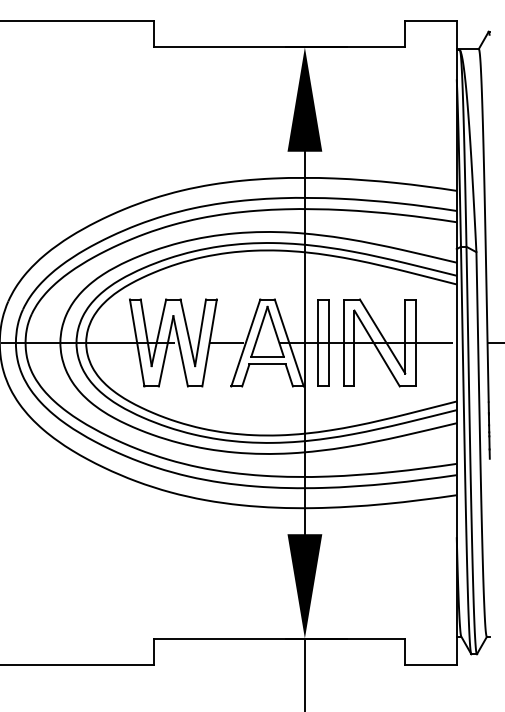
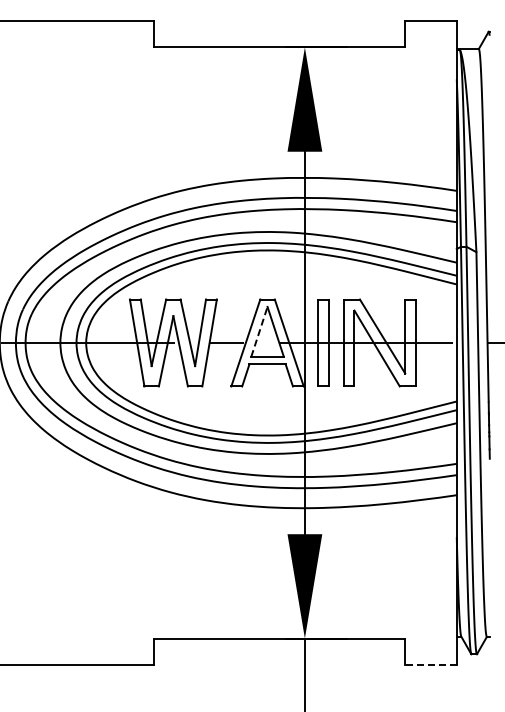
line: solid -> dashed (259, 331)
line: solid -> dashed (430, 664)
